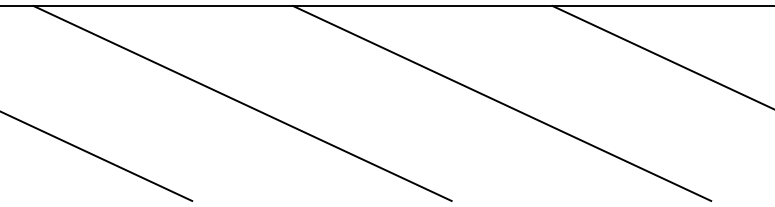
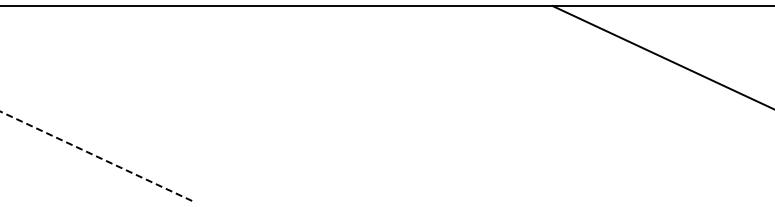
line: present -> none (242, 103)
line: present -> none (502, 103)
line: solid -> dashed (96, 156)
